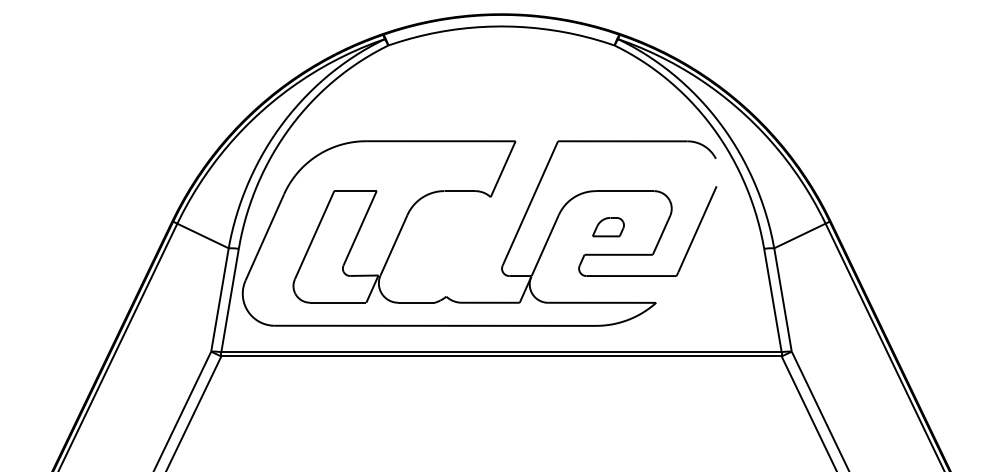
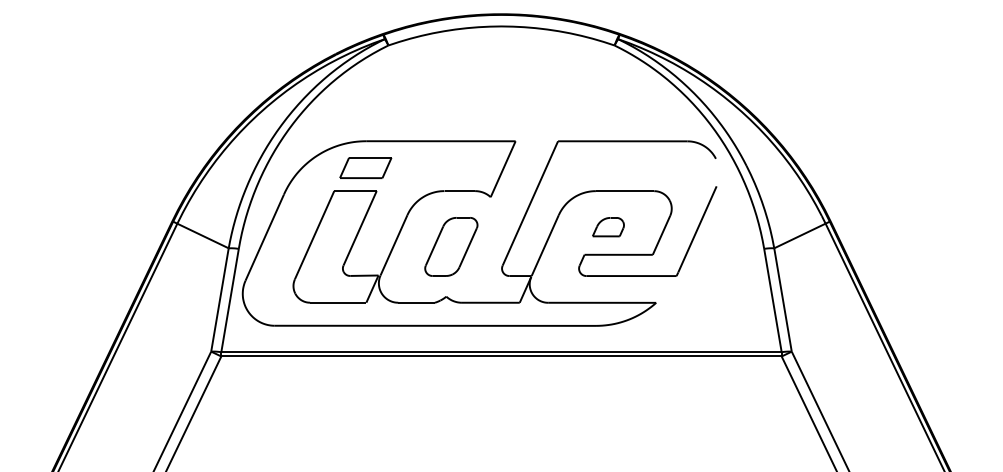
part: none -> present (365, 167)
part: none -> present (451, 246)
